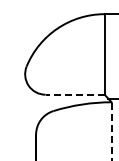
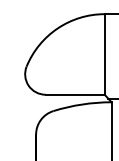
line: dashed -> solid (75, 94)
line: dashed -> solid (111, 131)
